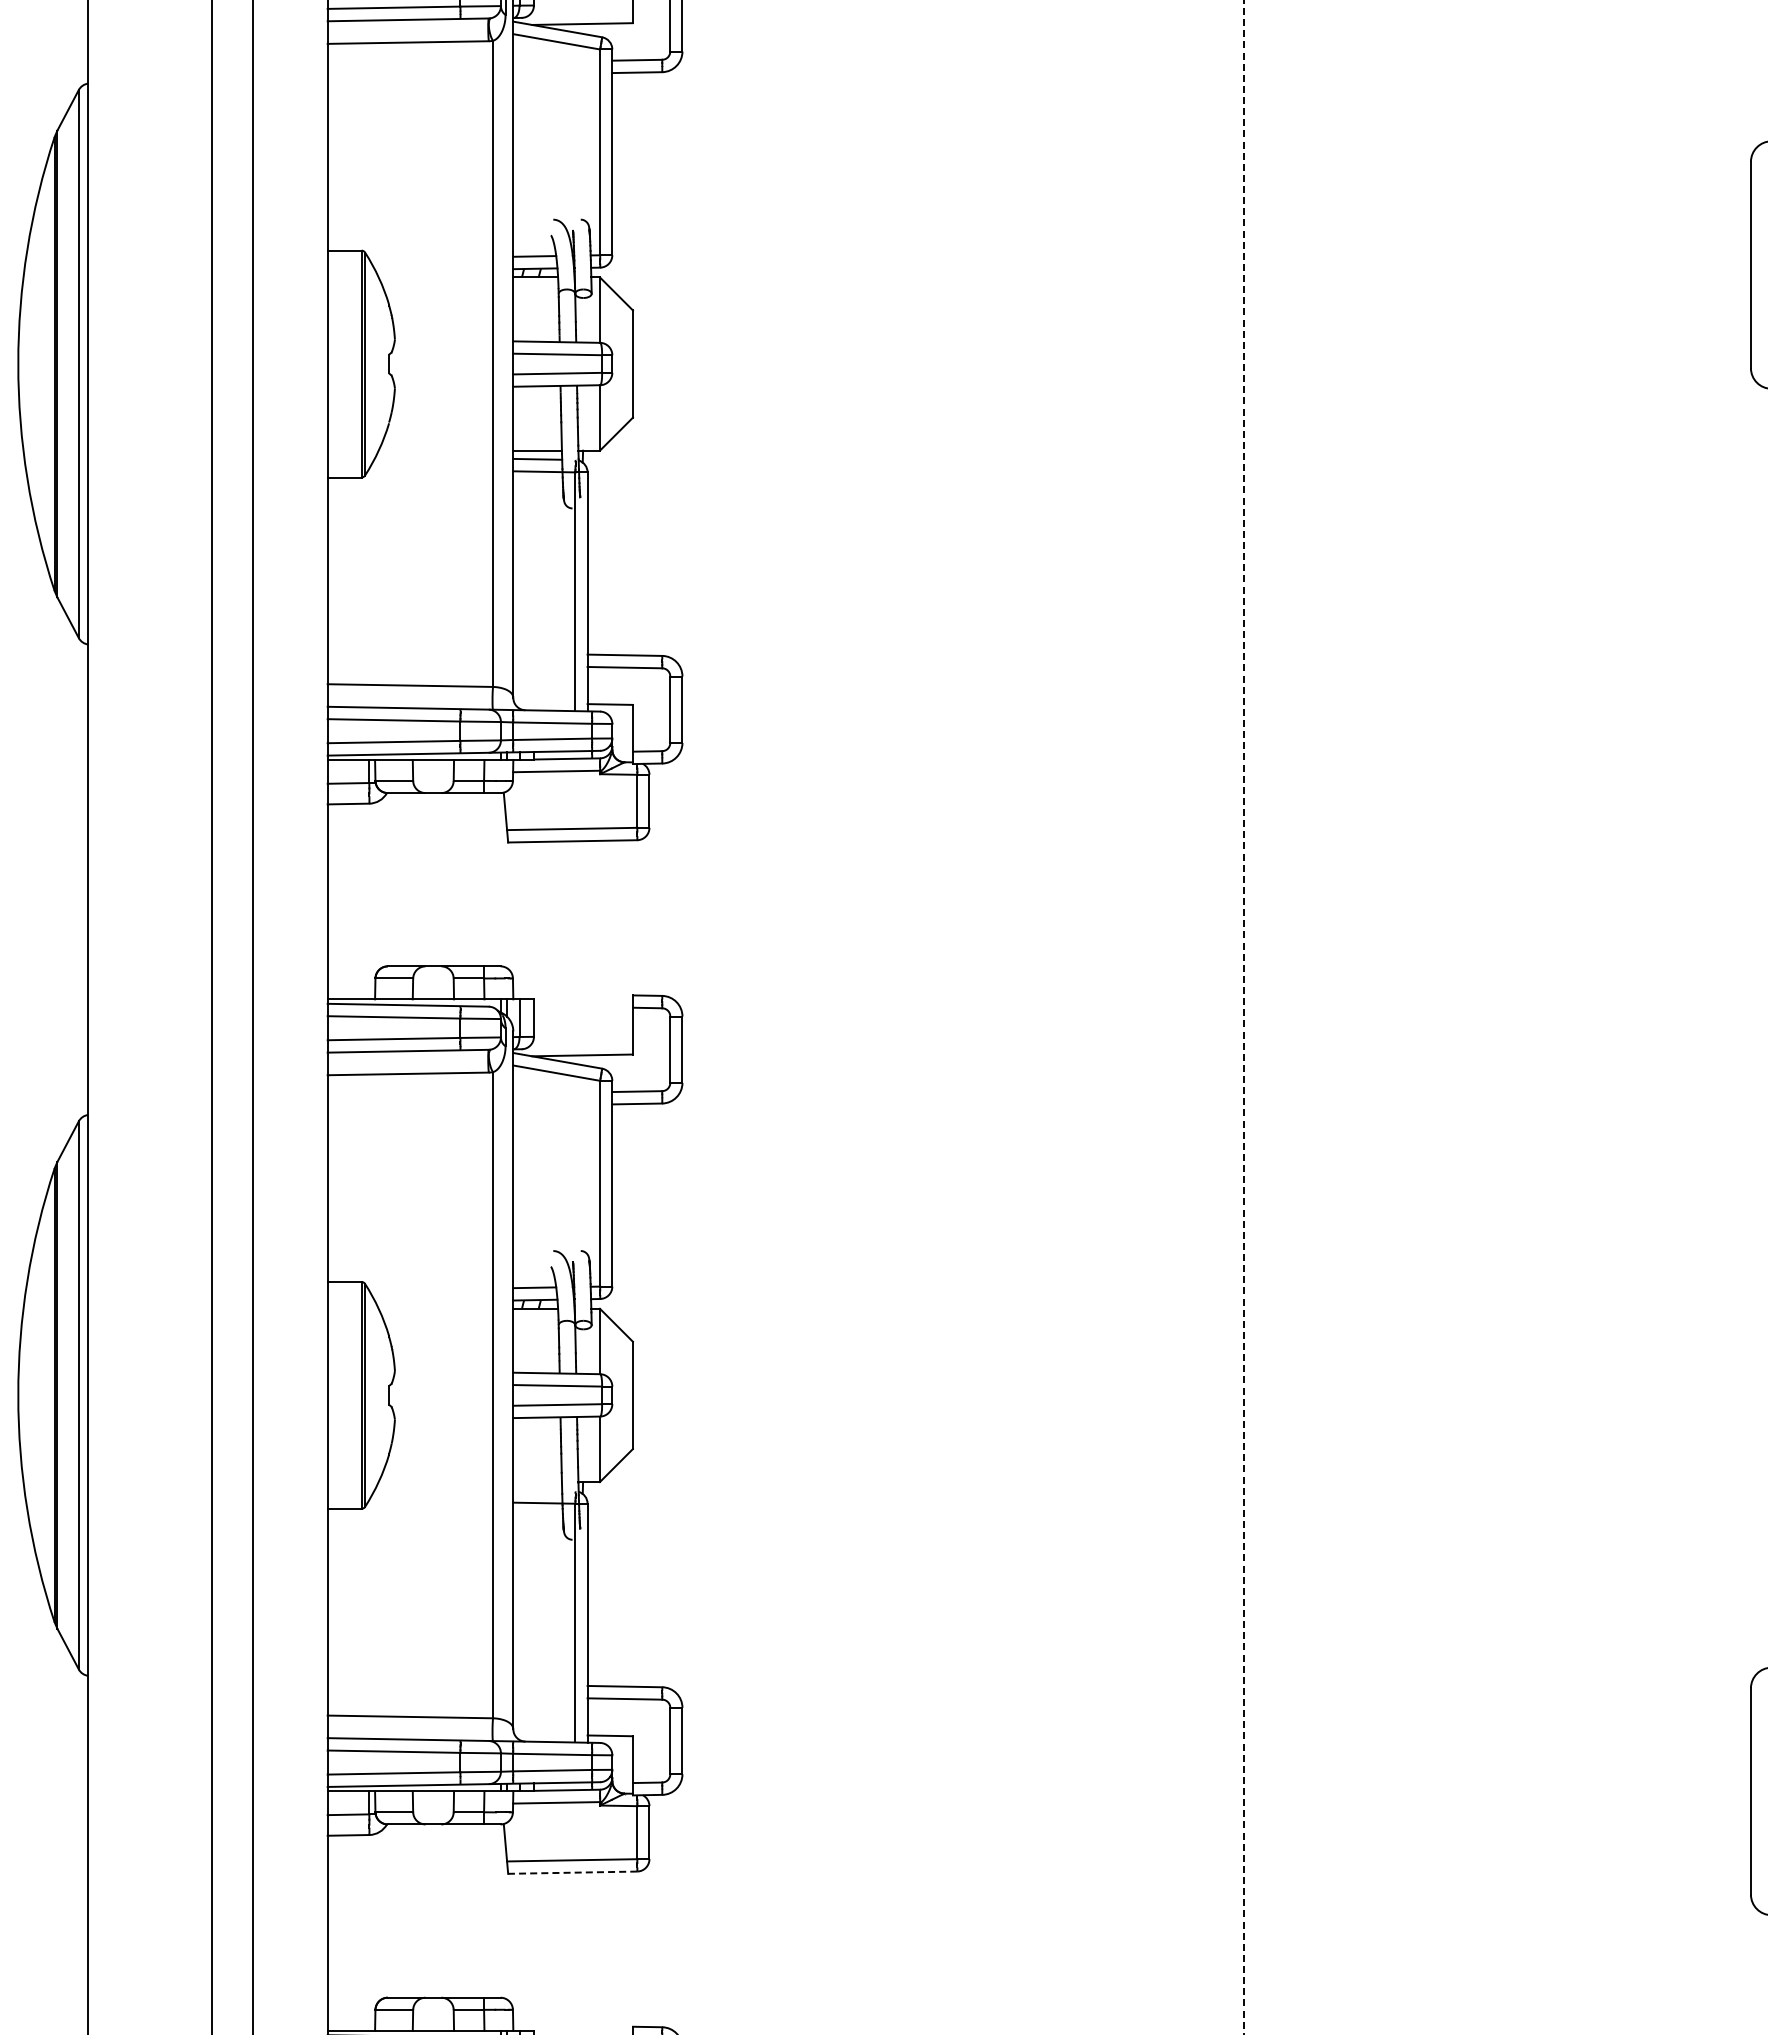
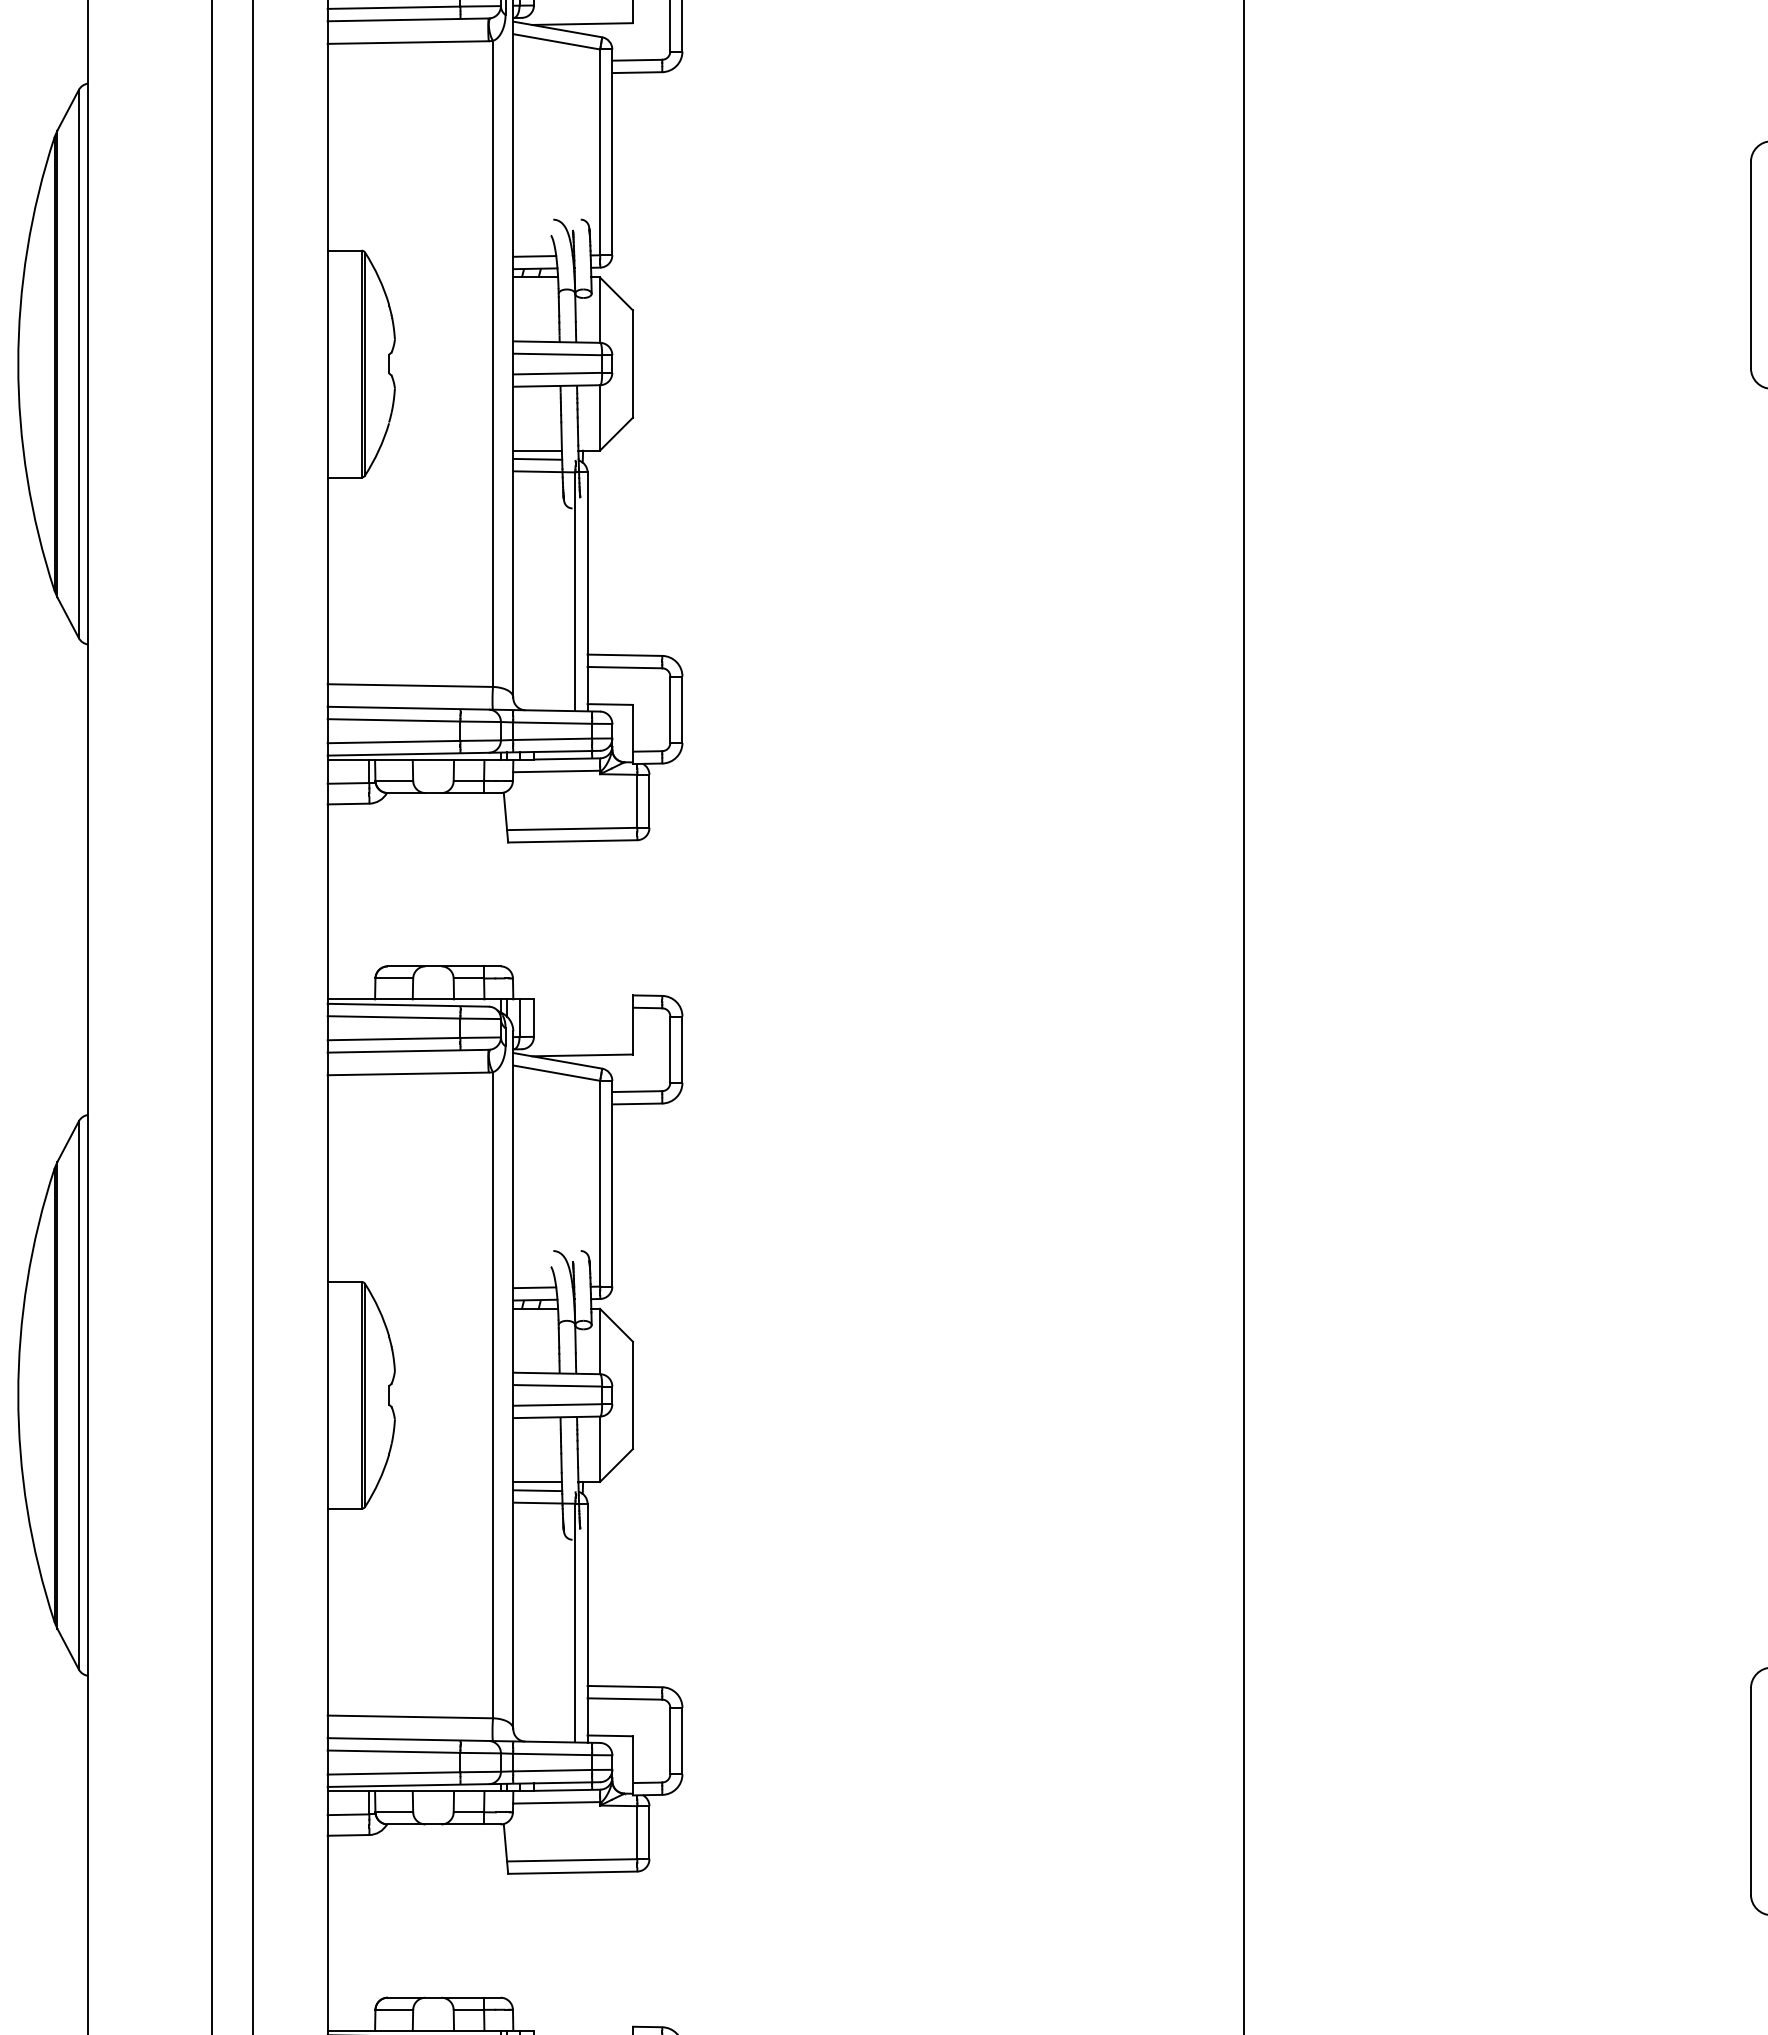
line: dashed -> solid (1243, 1017)
line: none -> present (537, 1482)
line: none -> present (537, 1490)
line: dashed -> solid (572, 1872)
